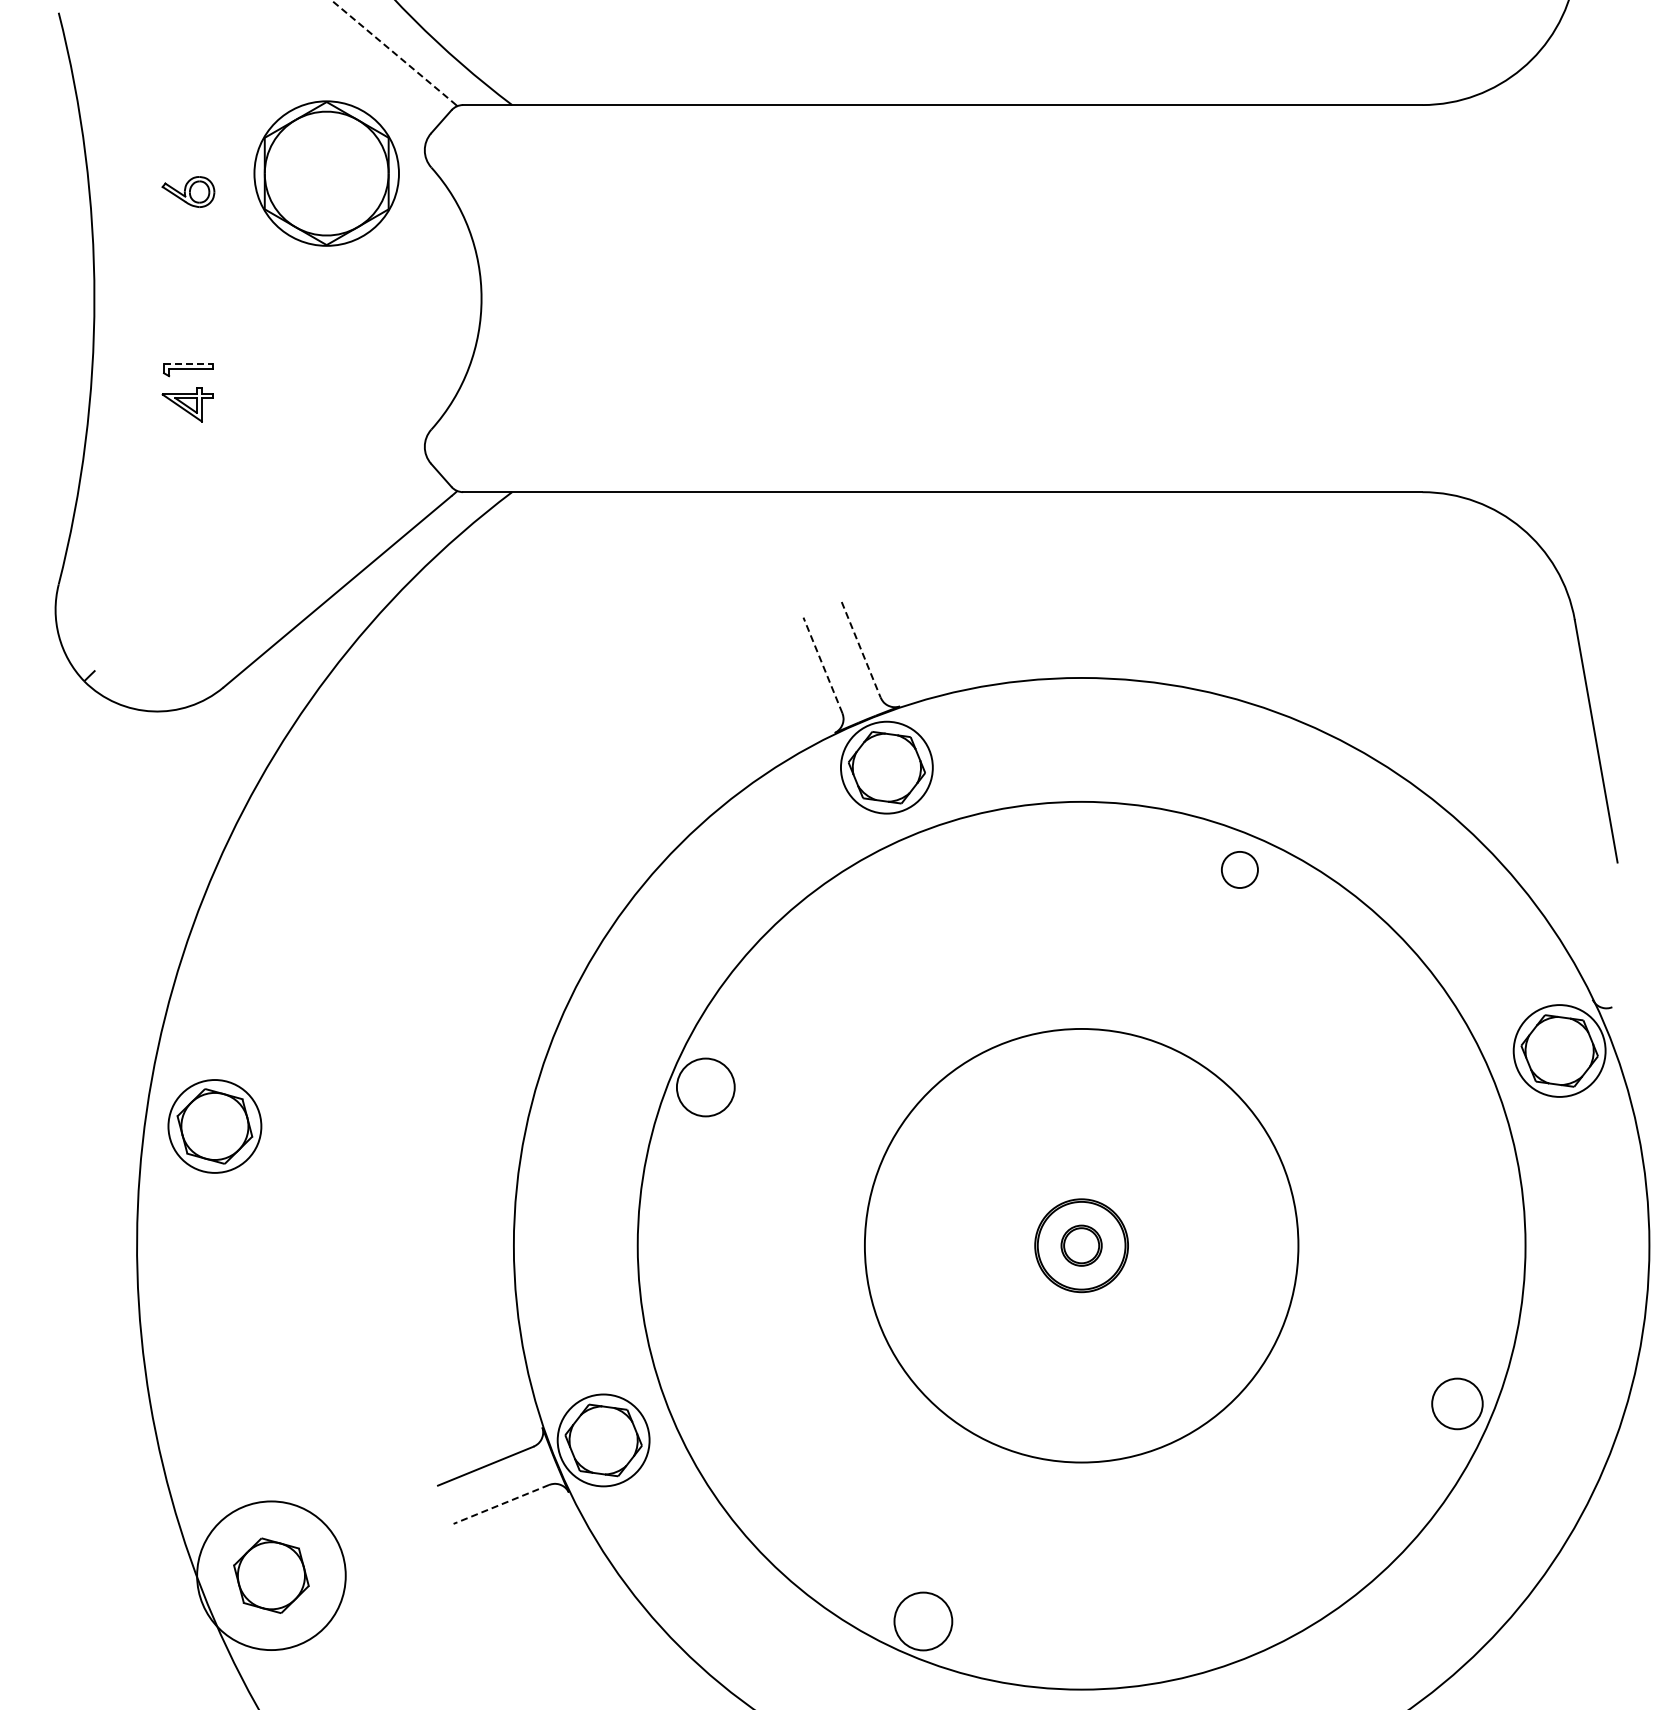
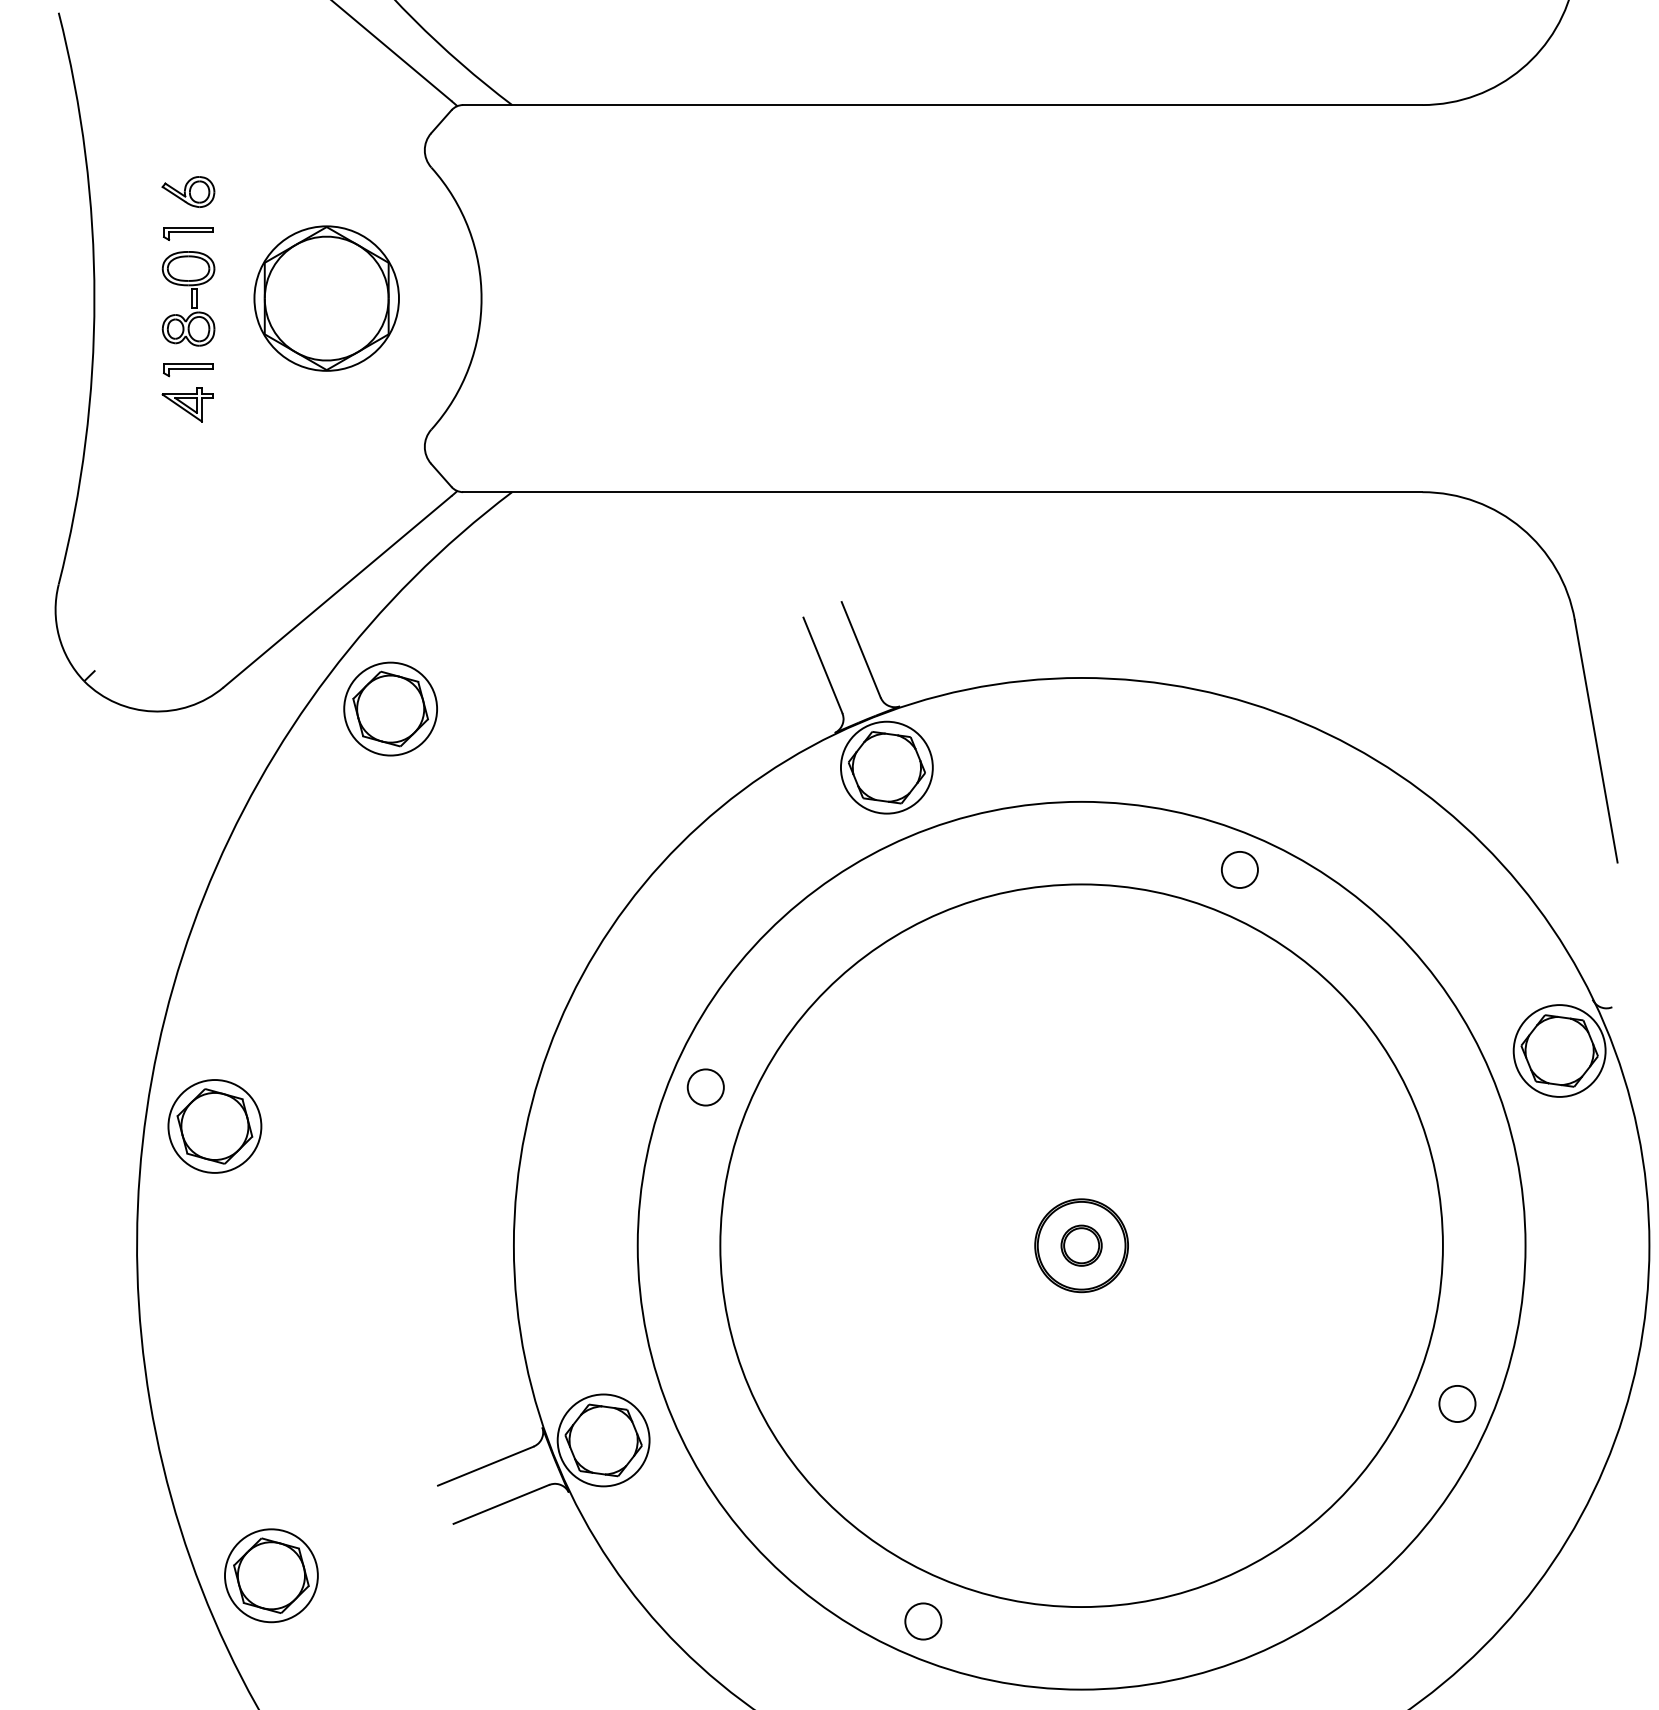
line: dashed -> solid (391, 50)
part position: (326, 173) -> (326, 298) (326, 298)
part: none -> present (188, 233)
part: none -> present (188, 298)
line: dashed -> solid (188, 364)
line: dashed -> solid (861, 649)
line: dashed -> solid (822, 665)
part: none -> present (390, 708)
circle diameter: 58 px -> 36 px (705, 1087)
circle diameter: 434 px -> 723 px (1081, 1245)
circle diameter: 51 px -> 36 px (1457, 1403)
line: dashed -> solid (501, 1504)
circle diameter: 149 px -> 93 px (270, 1575)
circle diameter: 58 px -> 36 px (923, 1621)
